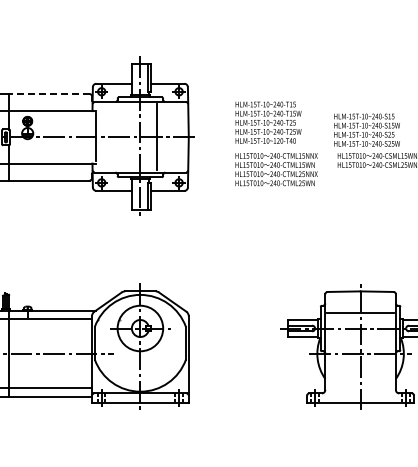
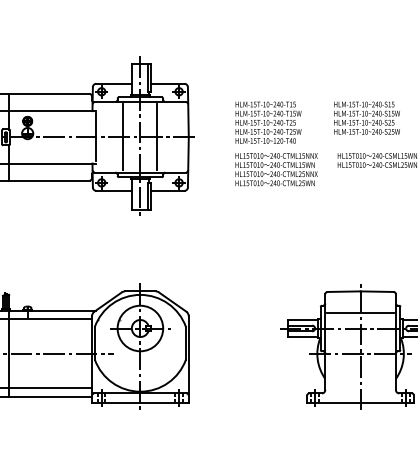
line: dashed -> solid (49, 94)
text position: (366, 129) -> (366, 117) (366, 117)
line: none -> present (123, 137)
